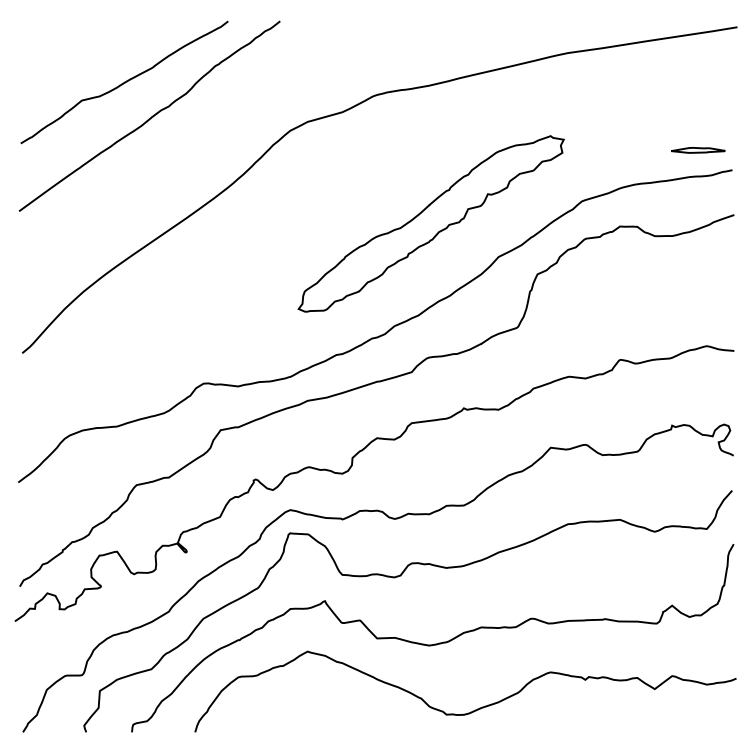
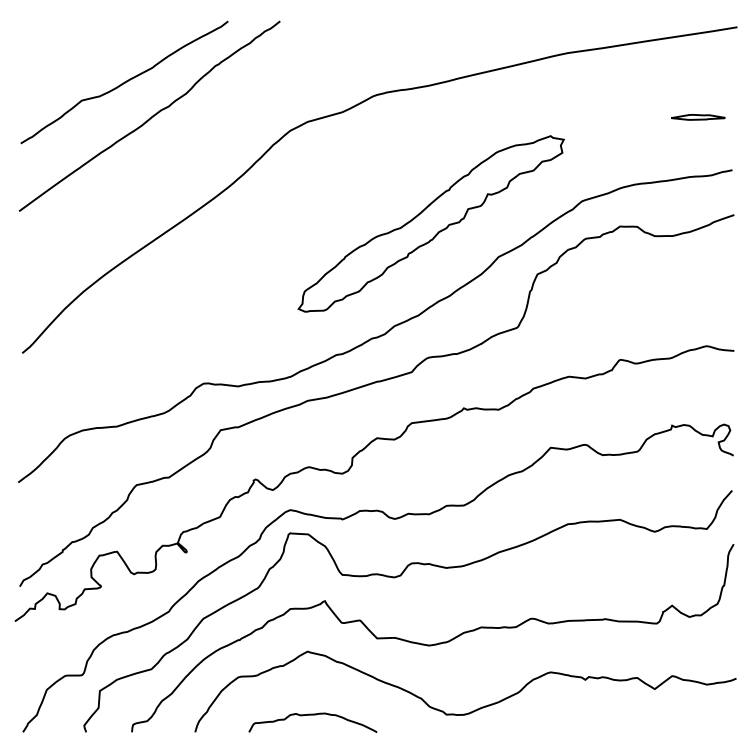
part position: (698, 150) -> (698, 117) (698, 117)
curve: none -> present (312, 715)
